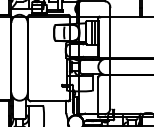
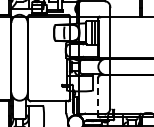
line: solid -> dashed (98, 96)
